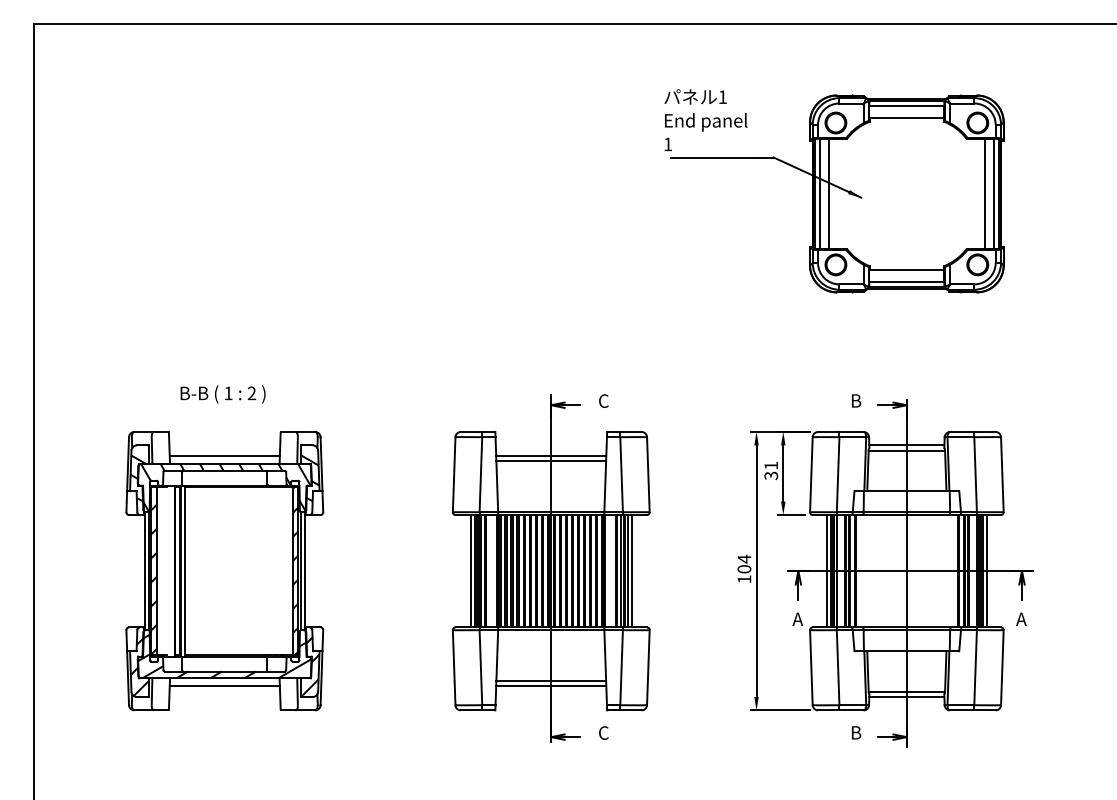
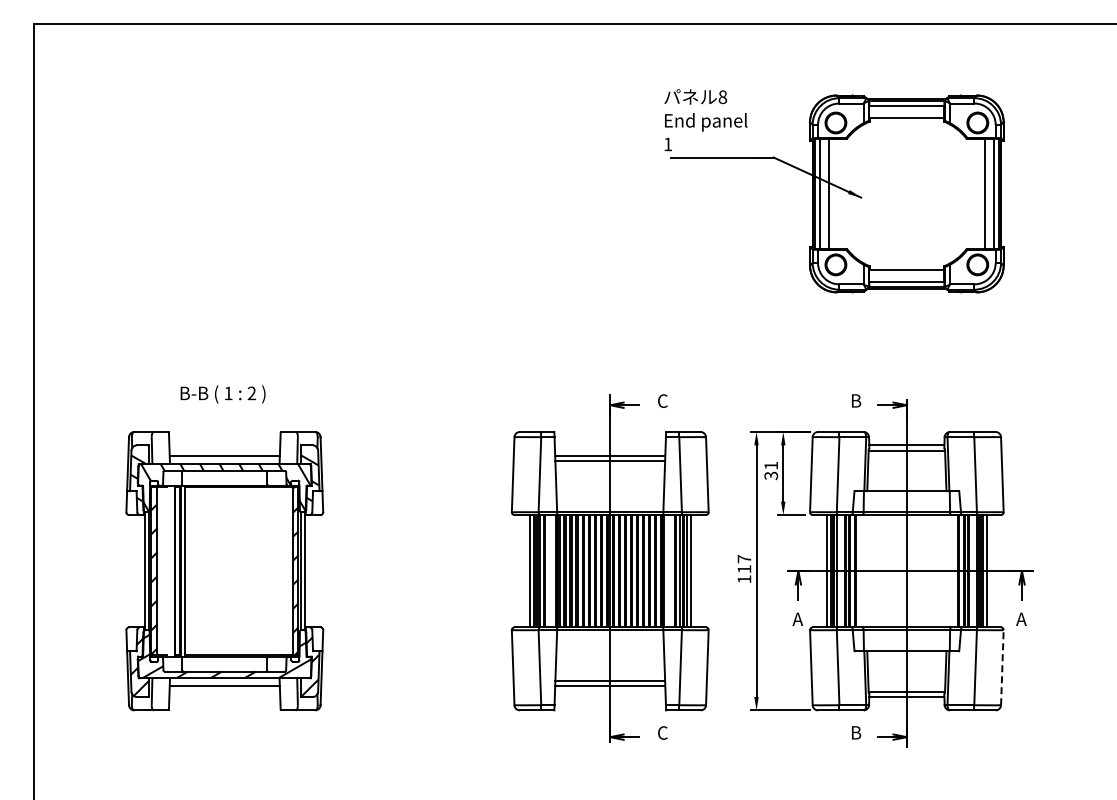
text: 1 -> 8 (722, 97)
text: 104 -> 117 (744, 563)
part position: (550, 568) -> (609, 568) (609, 568)
line: solid -> dashed (1002, 667)
